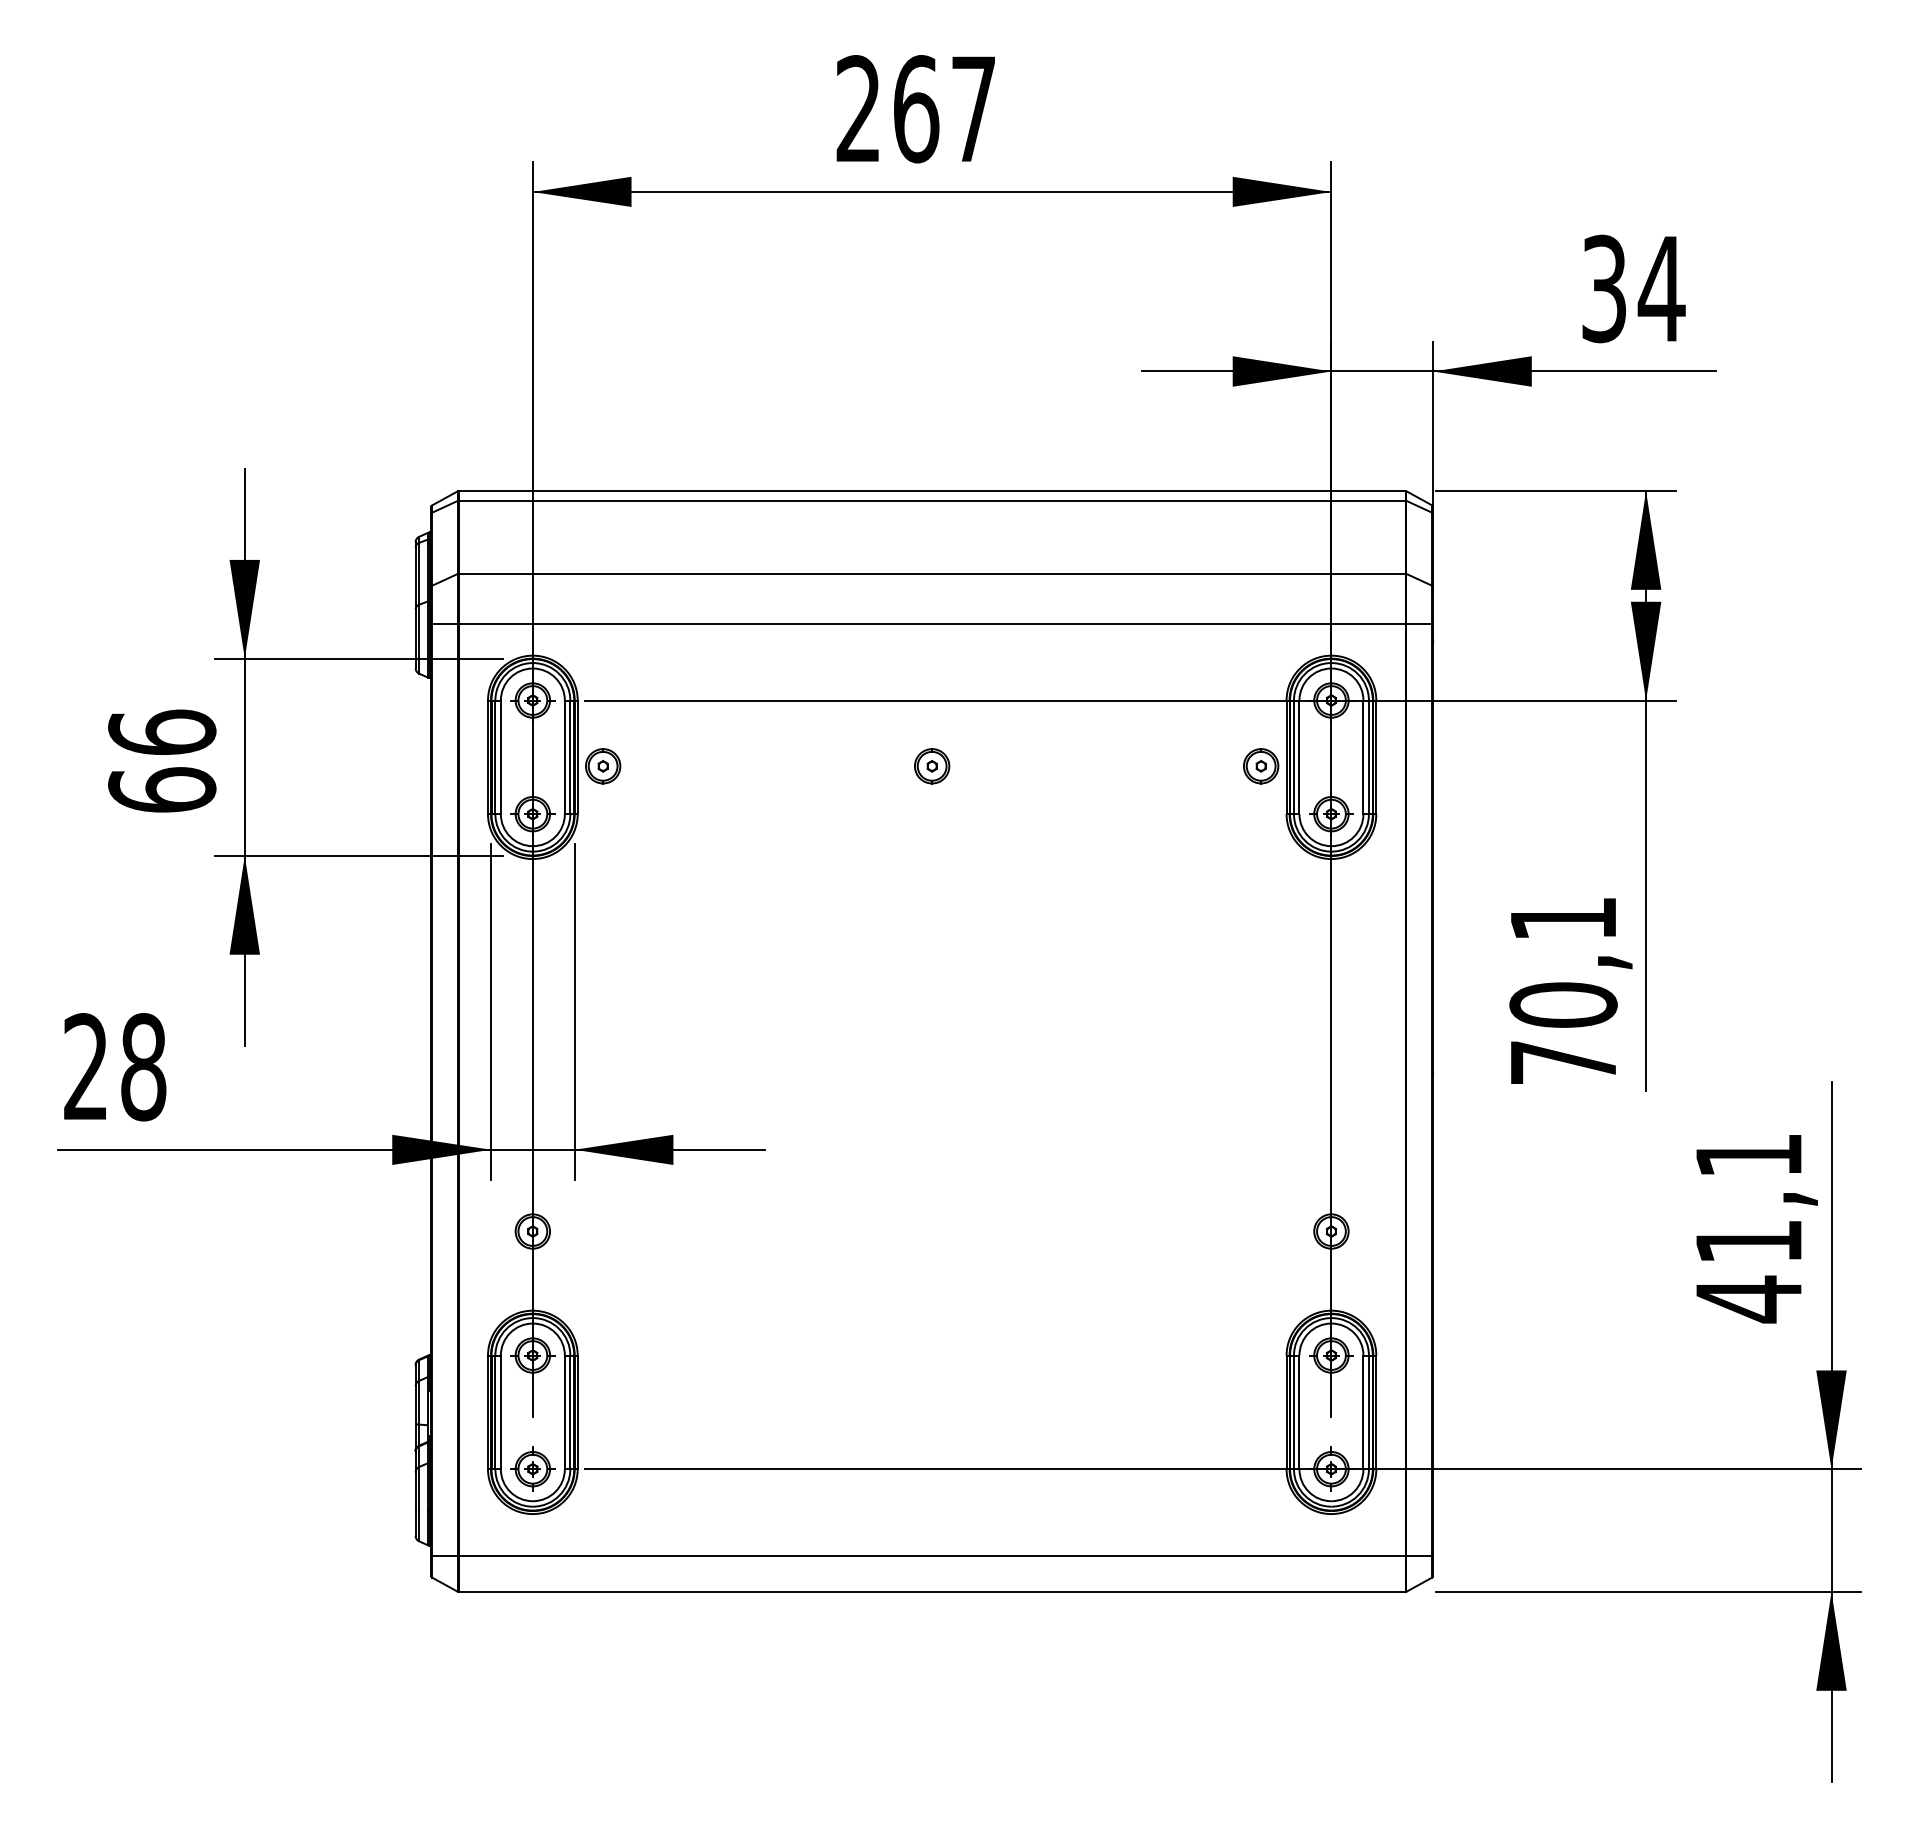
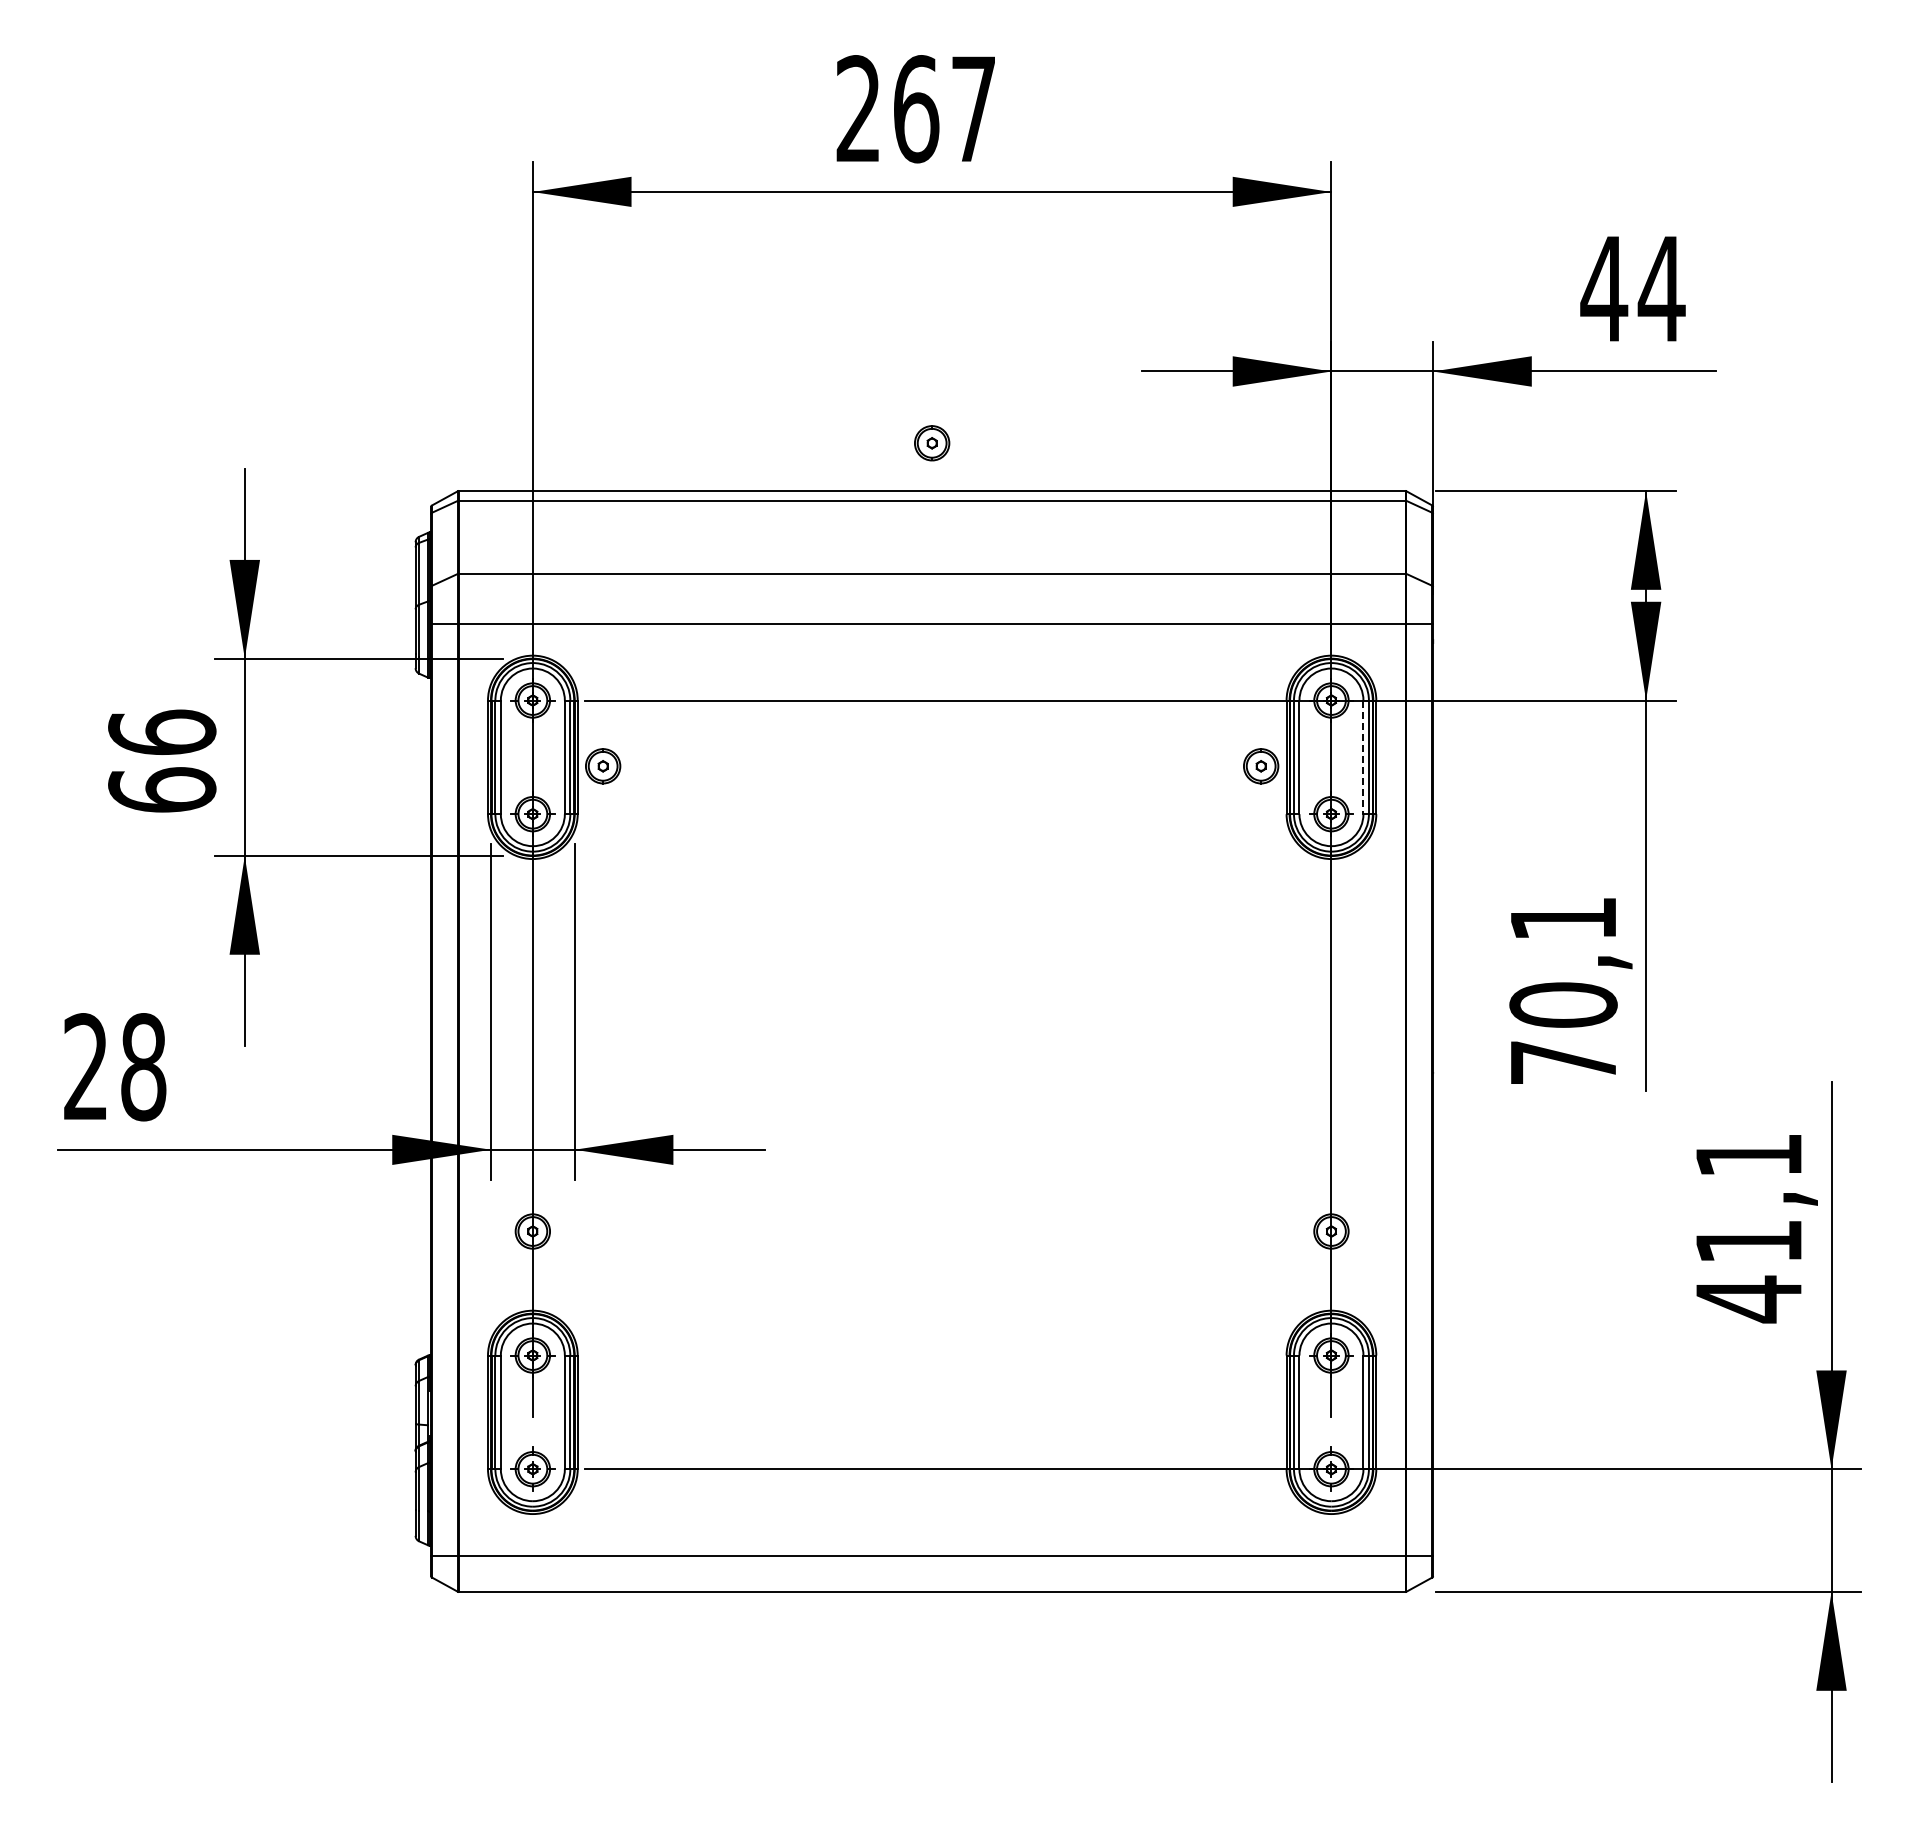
text: 34 -> 44 (1604, 288)
line: solid -> dashed (1363, 757)
part position: (932, 766) -> (932, 443) (932, 443)
